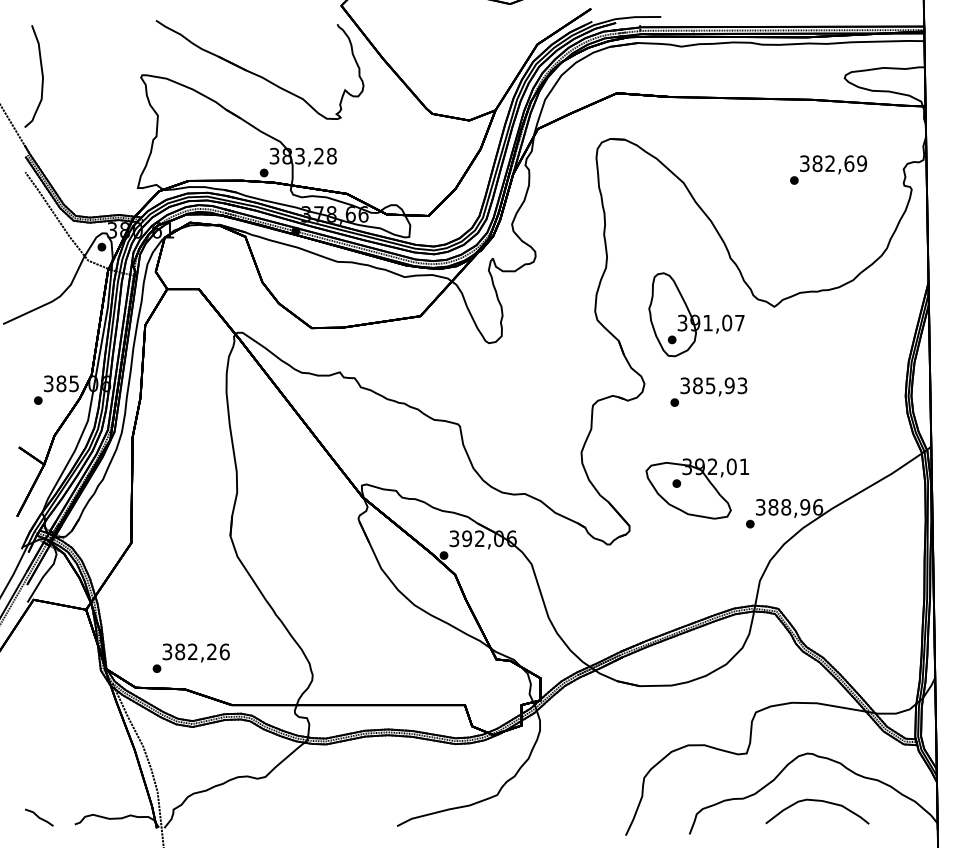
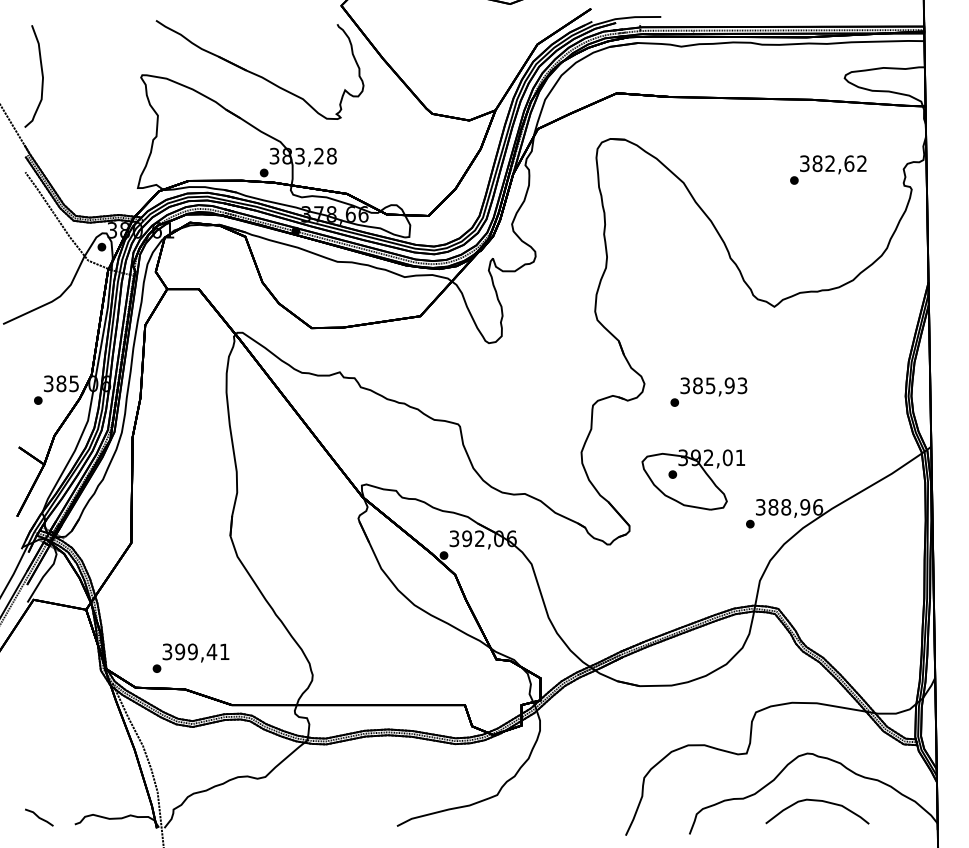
text: 382,69 -> 382,62 (862, 163)
part: present -> none (696, 314)
part position: (696, 488) -> (692, 479) (692, 479)
text: 382,26 -> 399,41 (202, 651)
